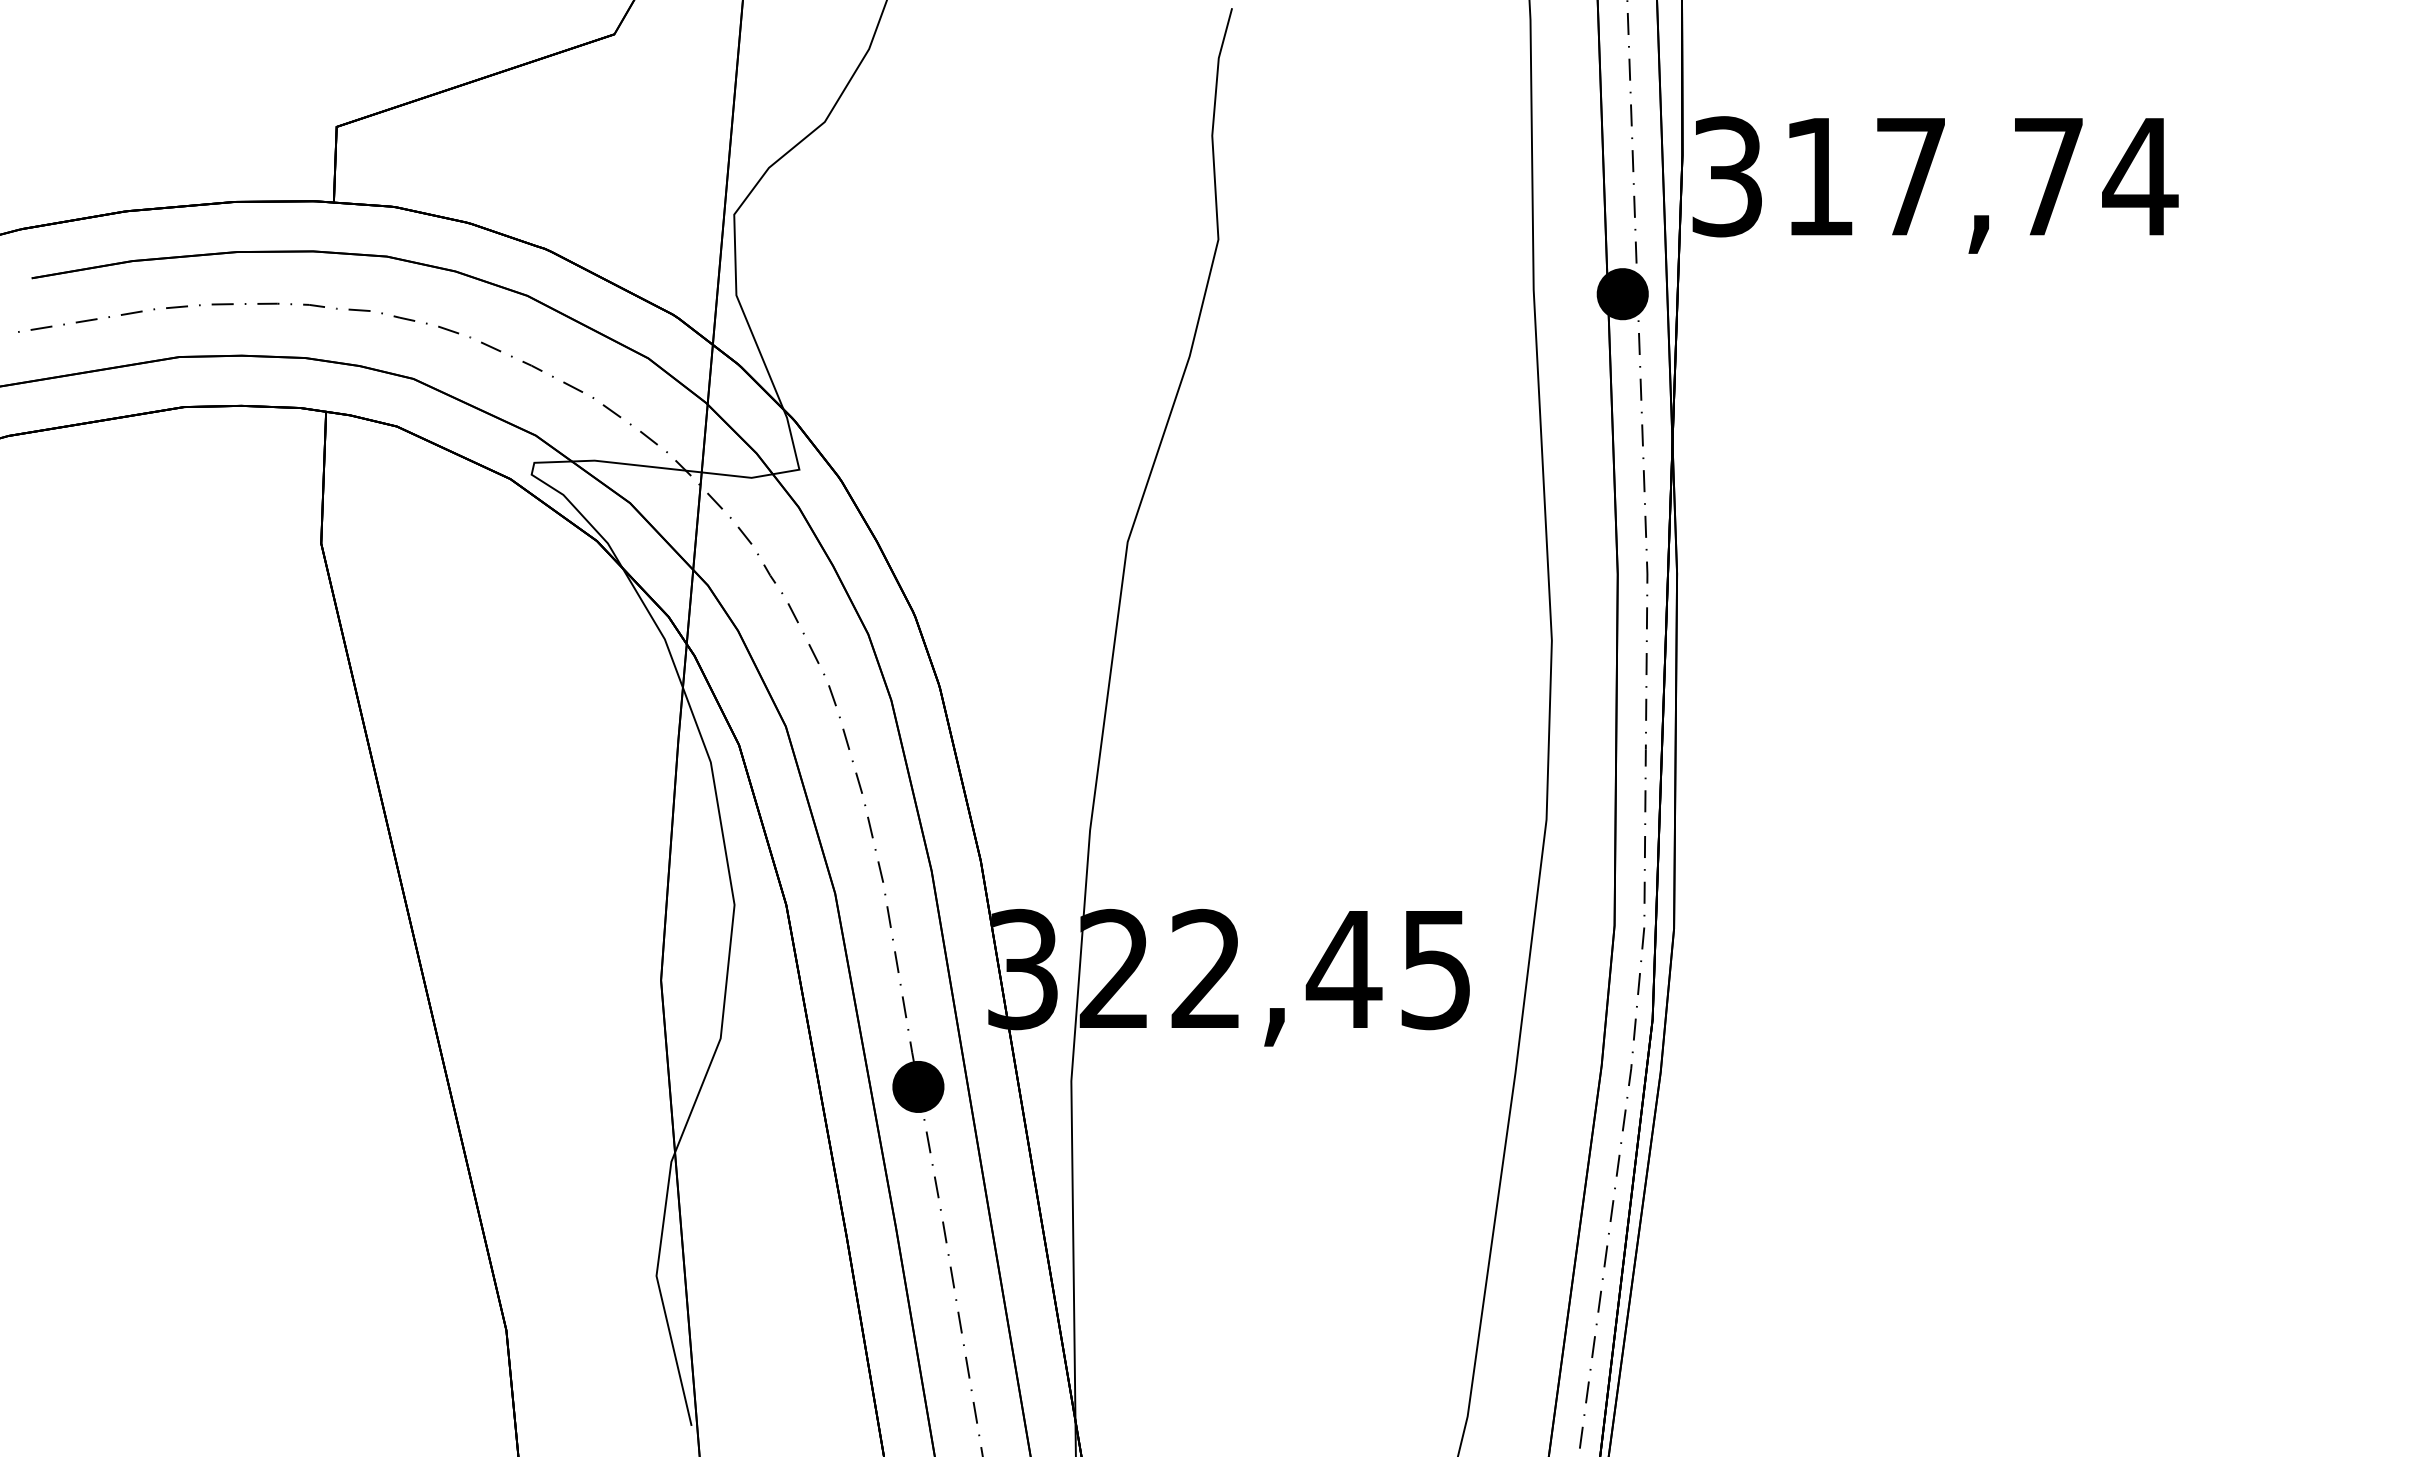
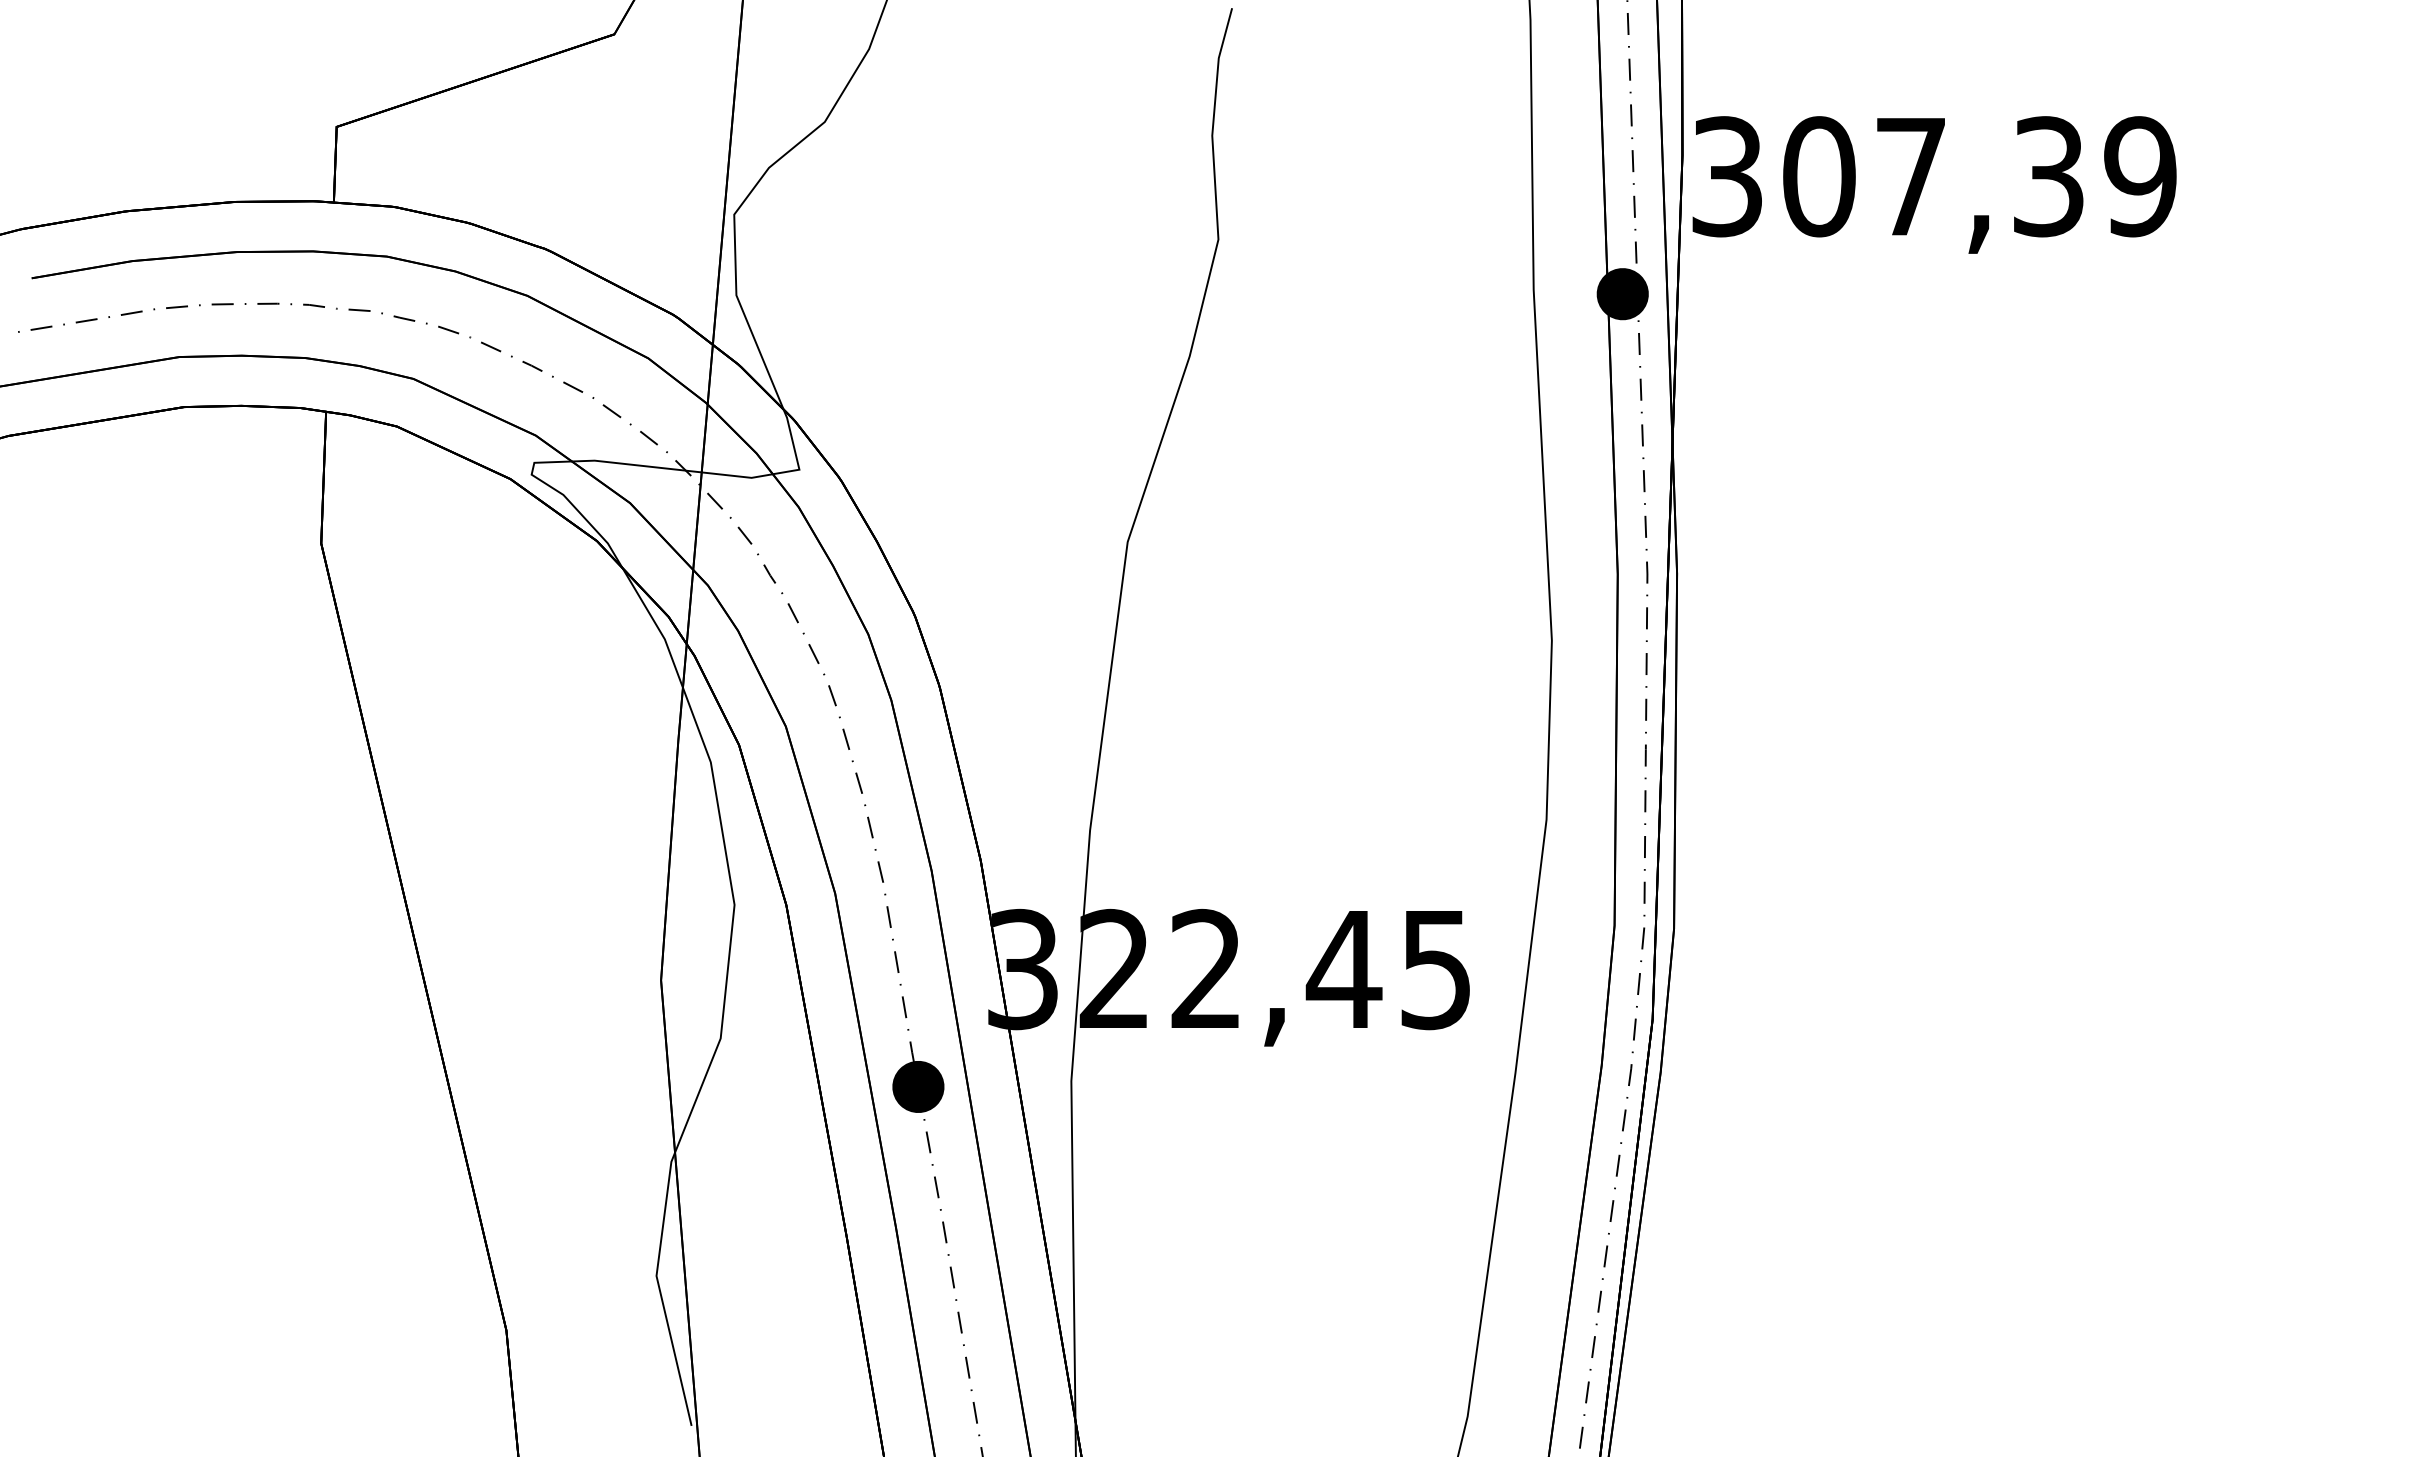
text: 317,74 -> 307,39 (1980, 176)
